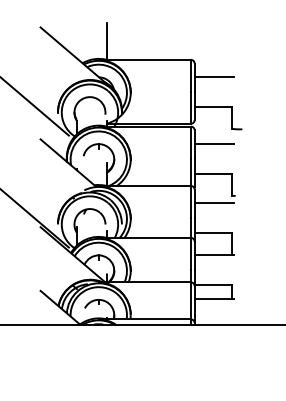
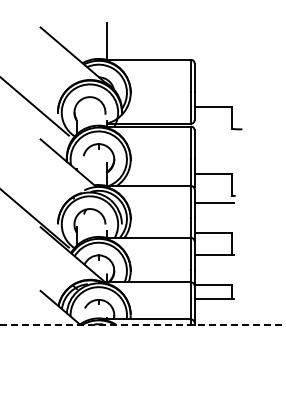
line: present -> none (213, 76)
line: present -> none (213, 143)
line: solid -> dashed (143, 324)
